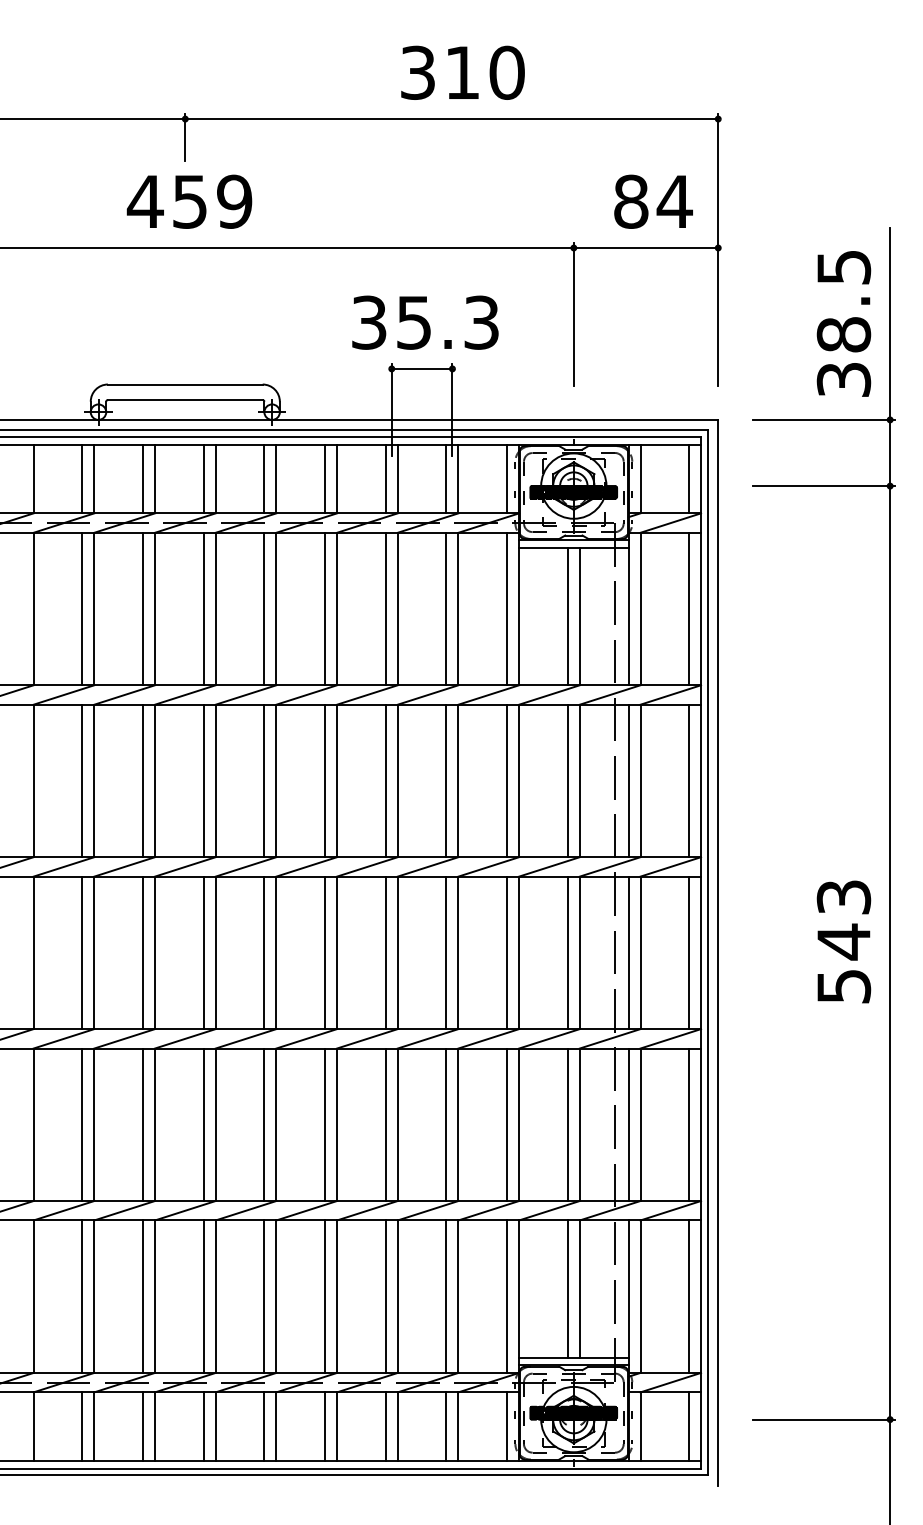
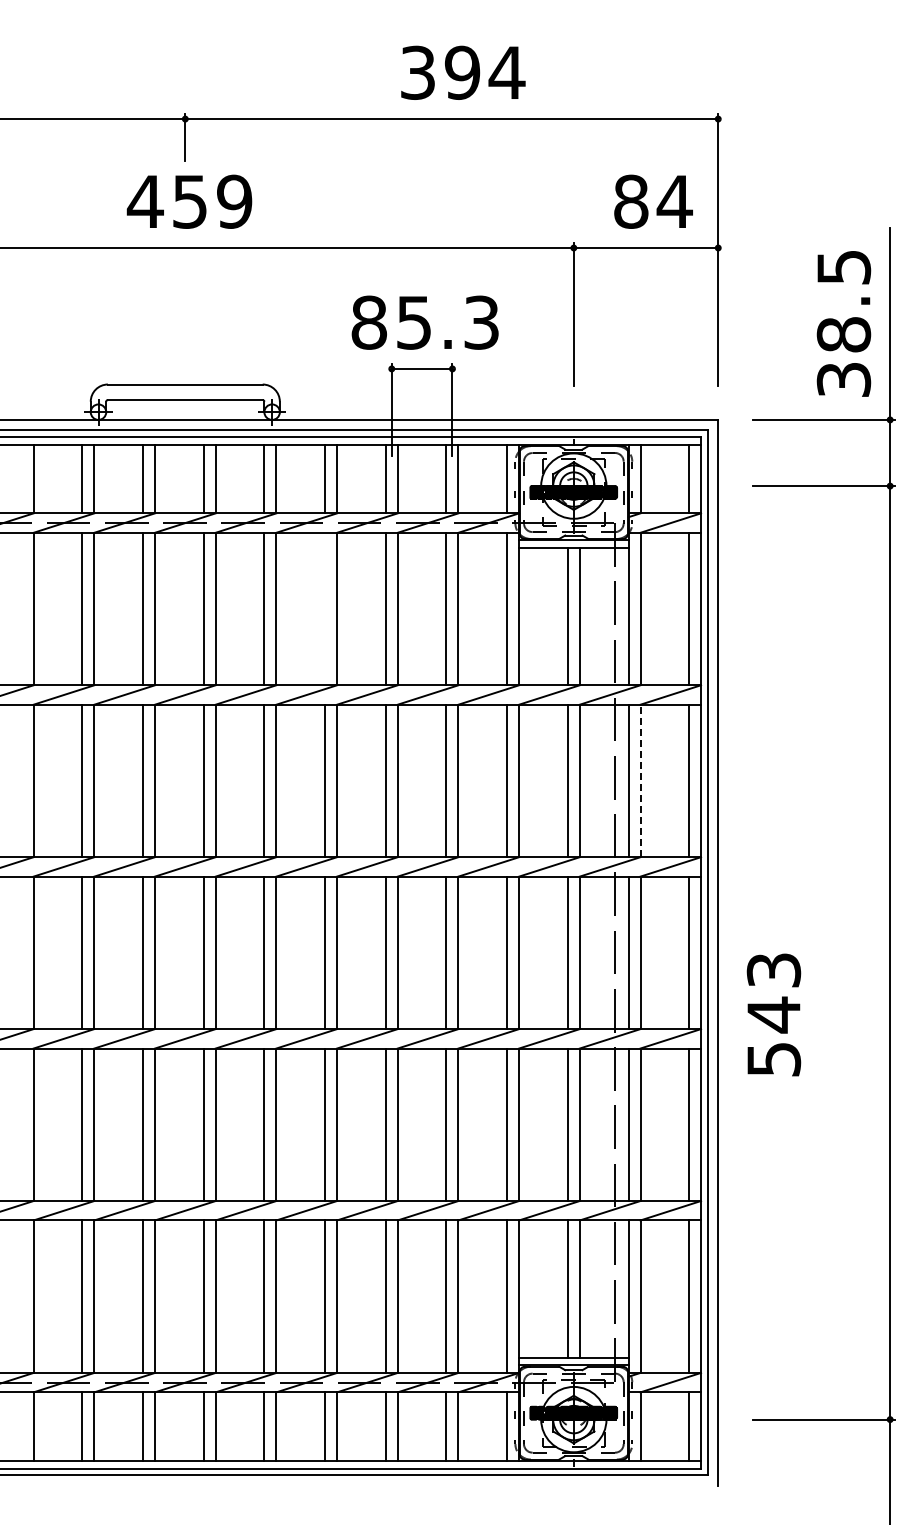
text: 310 -> 394 (484, 72)
text: 35.3 -> 85.3 (369, 322)
line: present -> none (325, 608)
line: solid -> dashed (640, 780)
text position: (843, 941) -> (773, 1014) (773, 1014)
